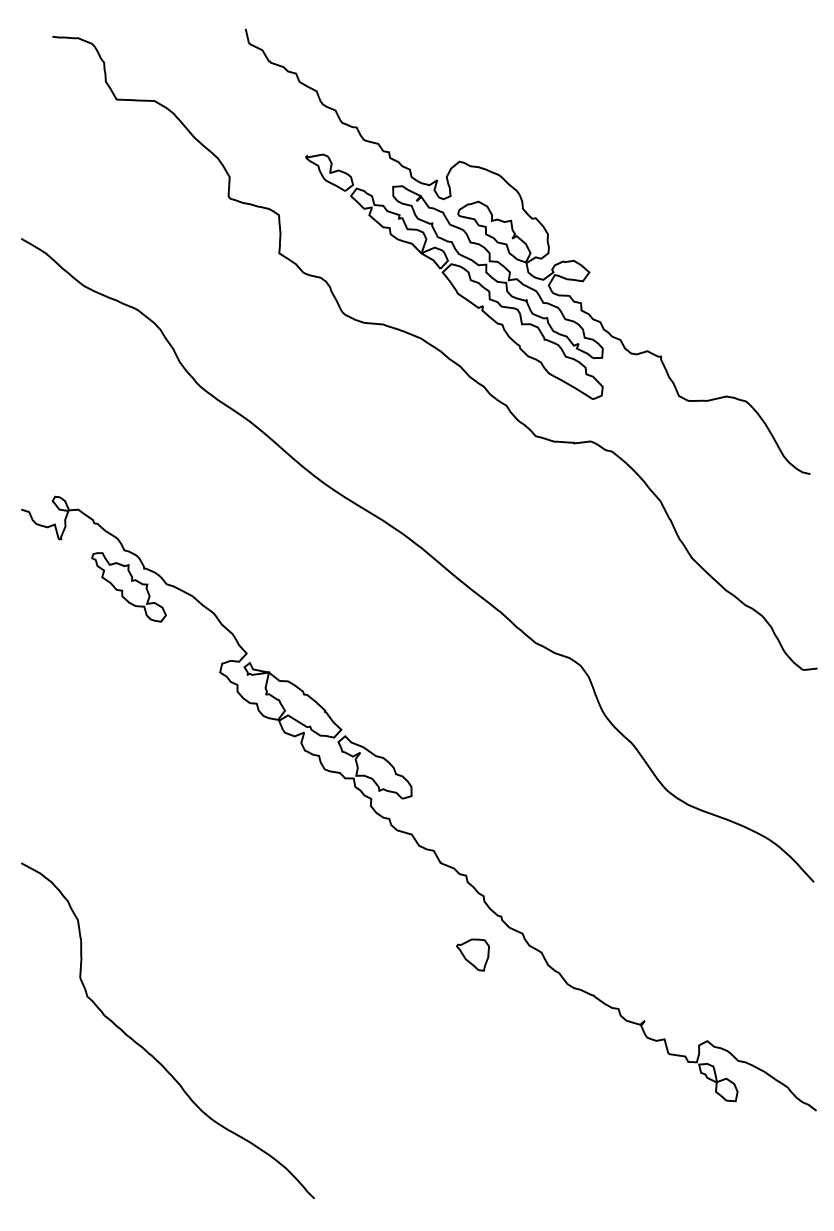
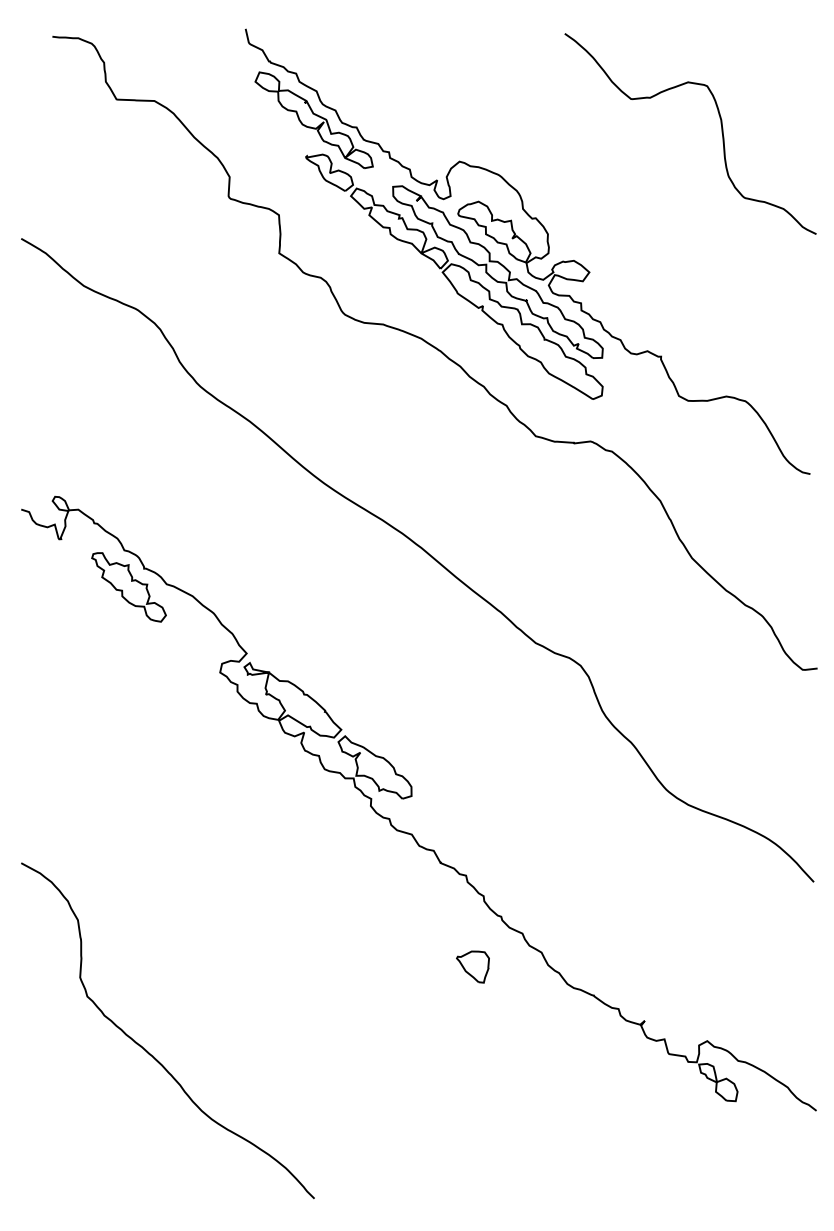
part: none -> present (313, 120)
curve: none -> present (721, 133)
part position: (472, 954) -> (472, 966) (472, 966)
